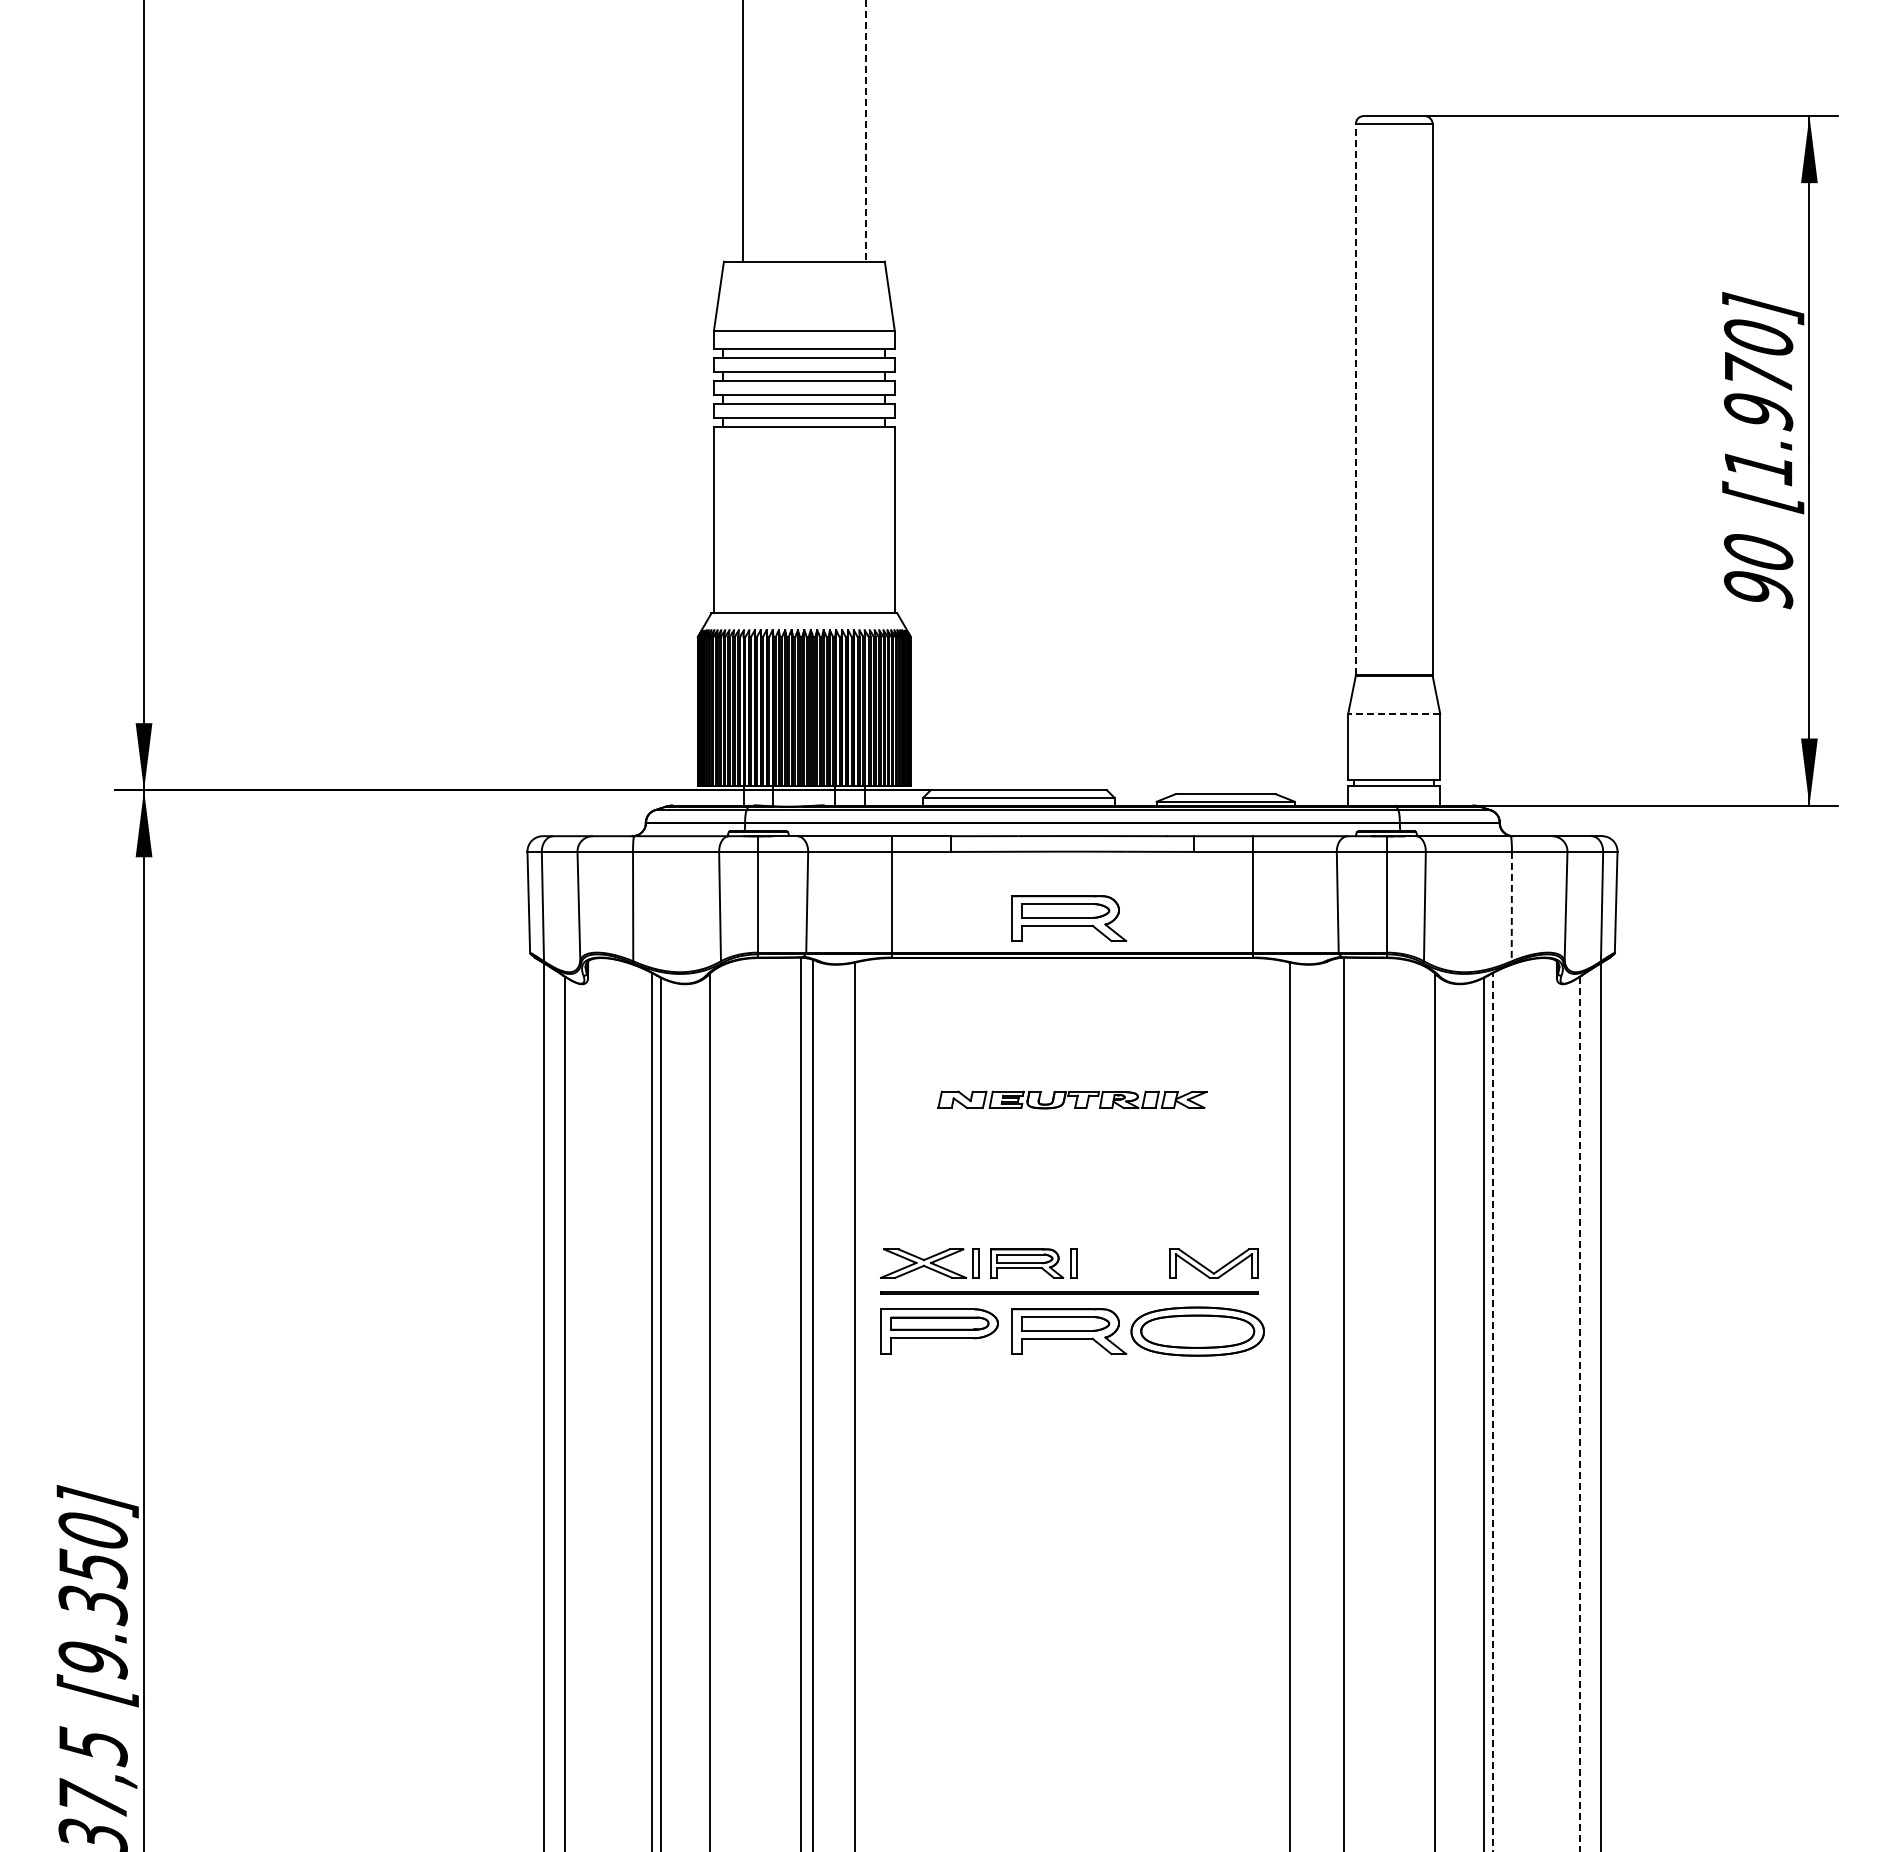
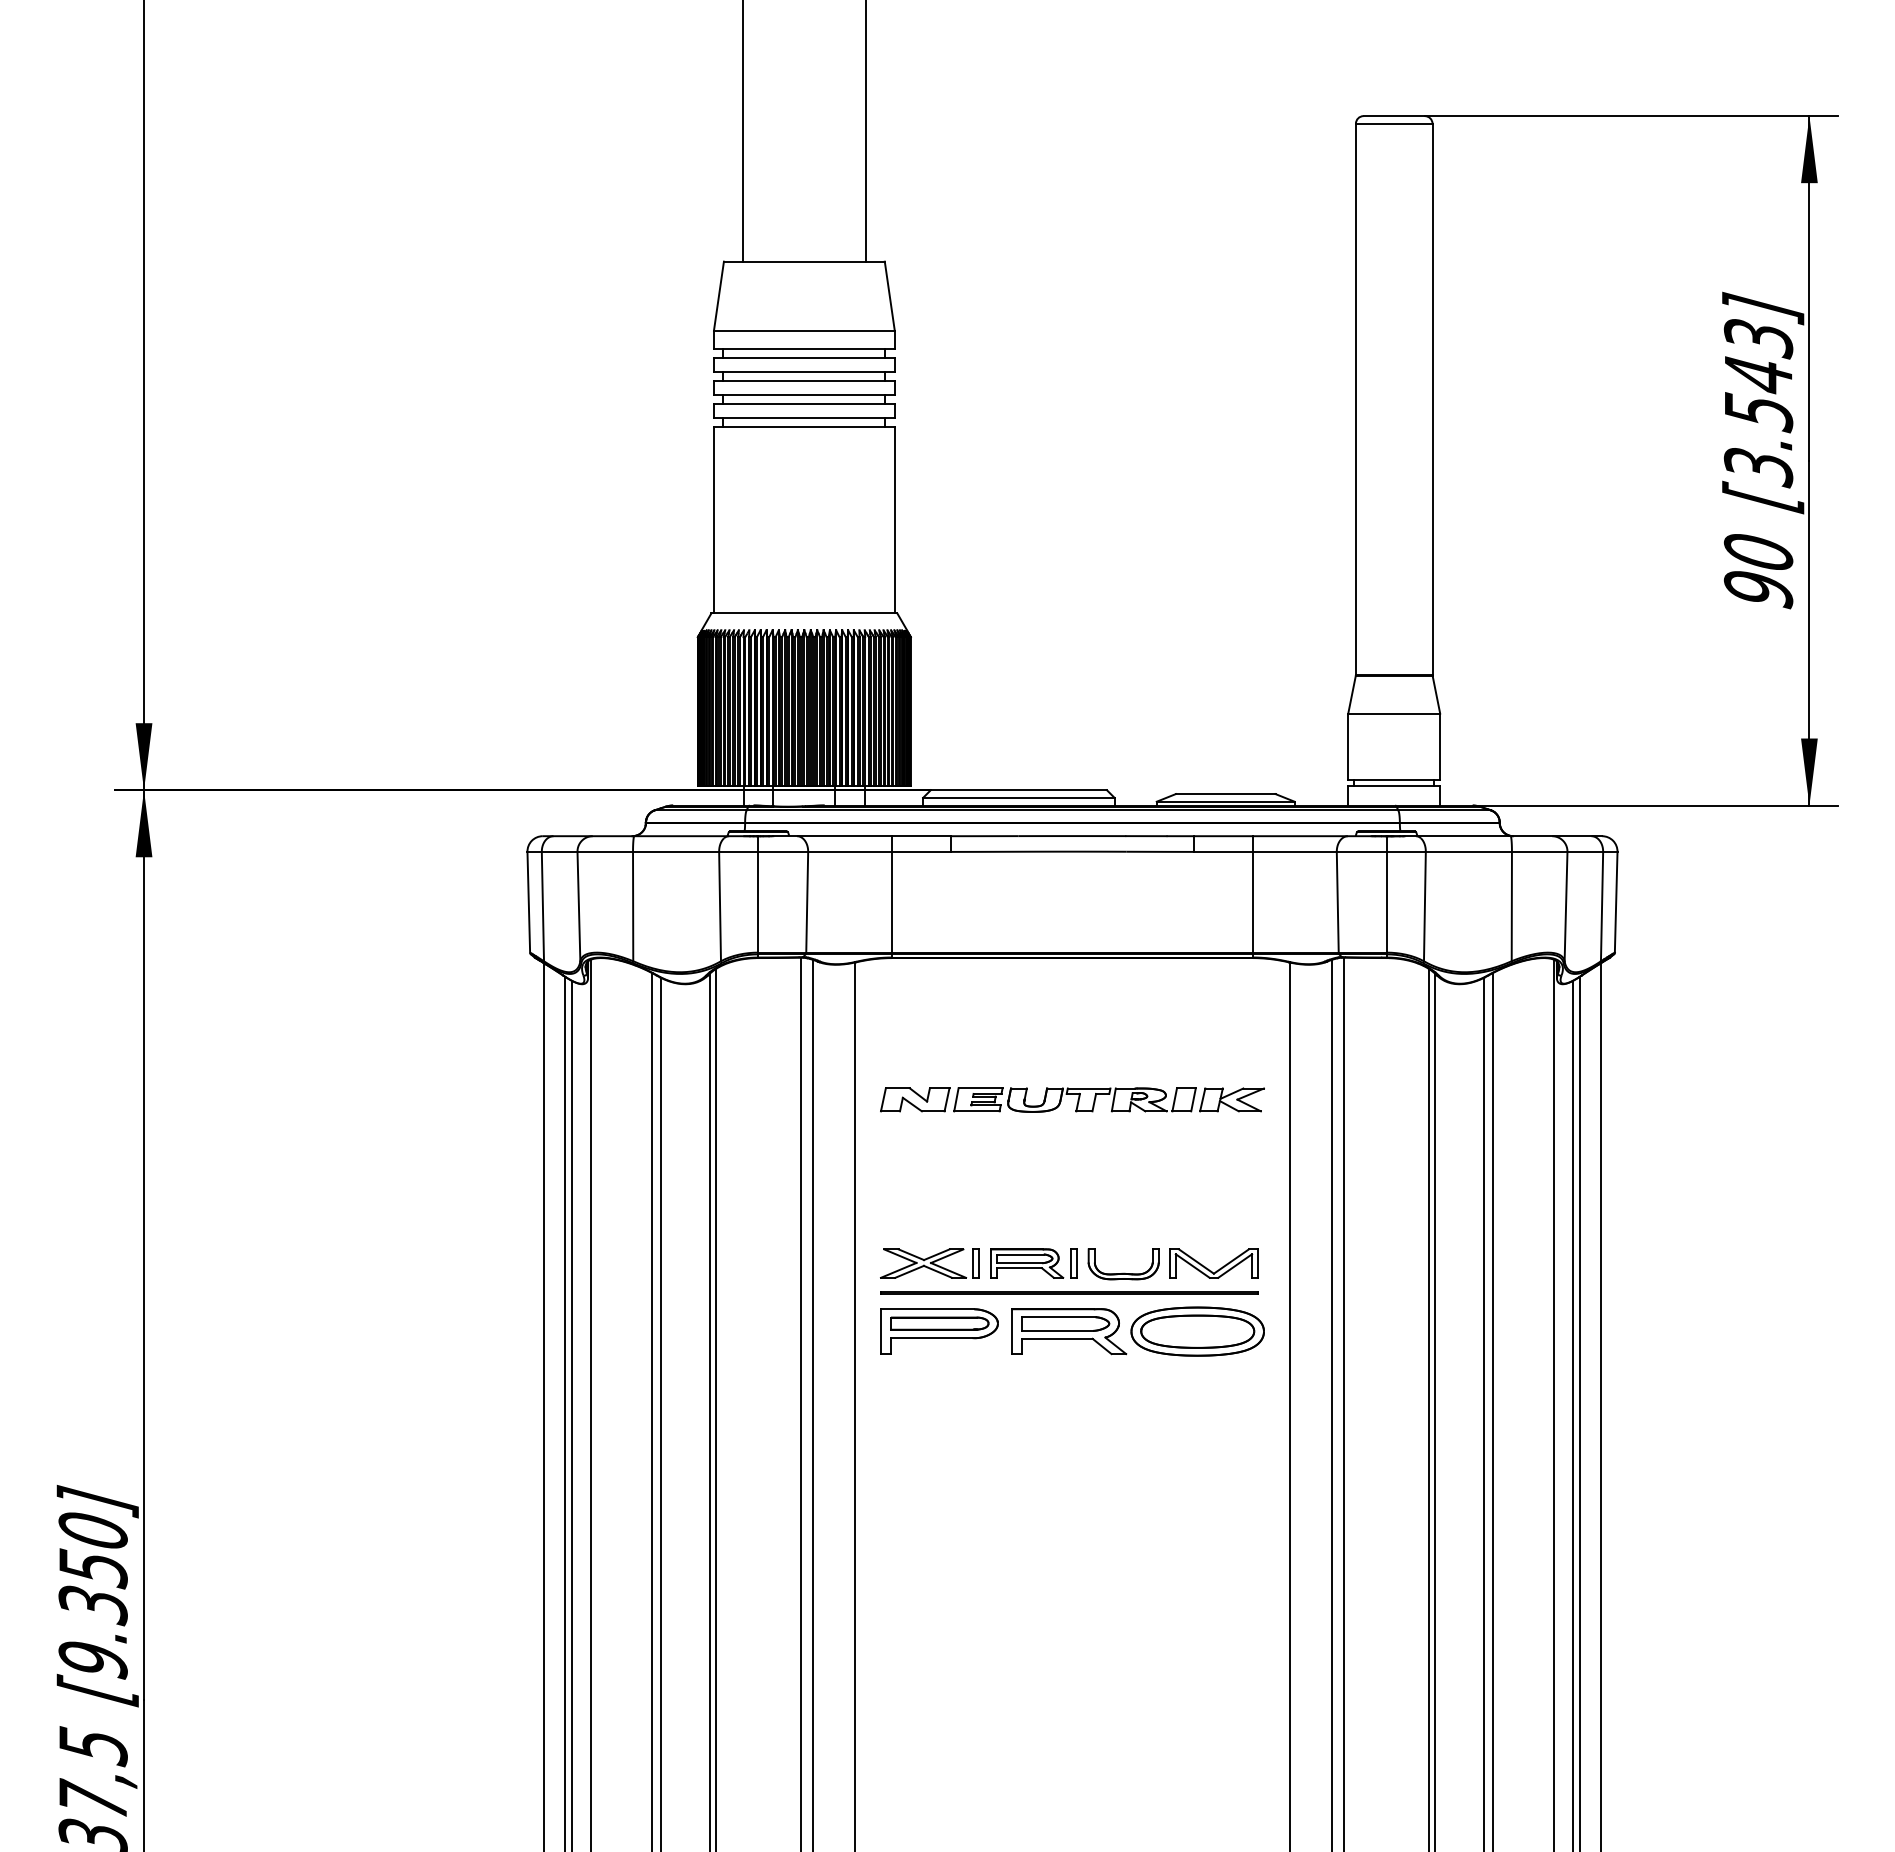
line: dashed -> solid (866, 131)
line: dashed -> solid (1355, 398)
text: [1.970] -> [3.543] (1758, 403)
line: dashed -> solid (1394, 713)
line: dashed -> solid (1511, 906)
part: present -> none (1069, 918)
part size: 271x20 px -> 385x26 px (1072, 1099)
part: none -> present (1123, 1272)
line: none -> present (591, 1403)
line: none -> present (1332, 1403)
line: none -> present (1553, 1403)
line: none -> present (715, 1408)
line: none -> present (1429, 1408)
line: dashed -> solid (1493, 1411)
line: dashed -> solid (1580, 1413)
line: none -> present (572, 1414)
line: none -> present (1572, 1414)
